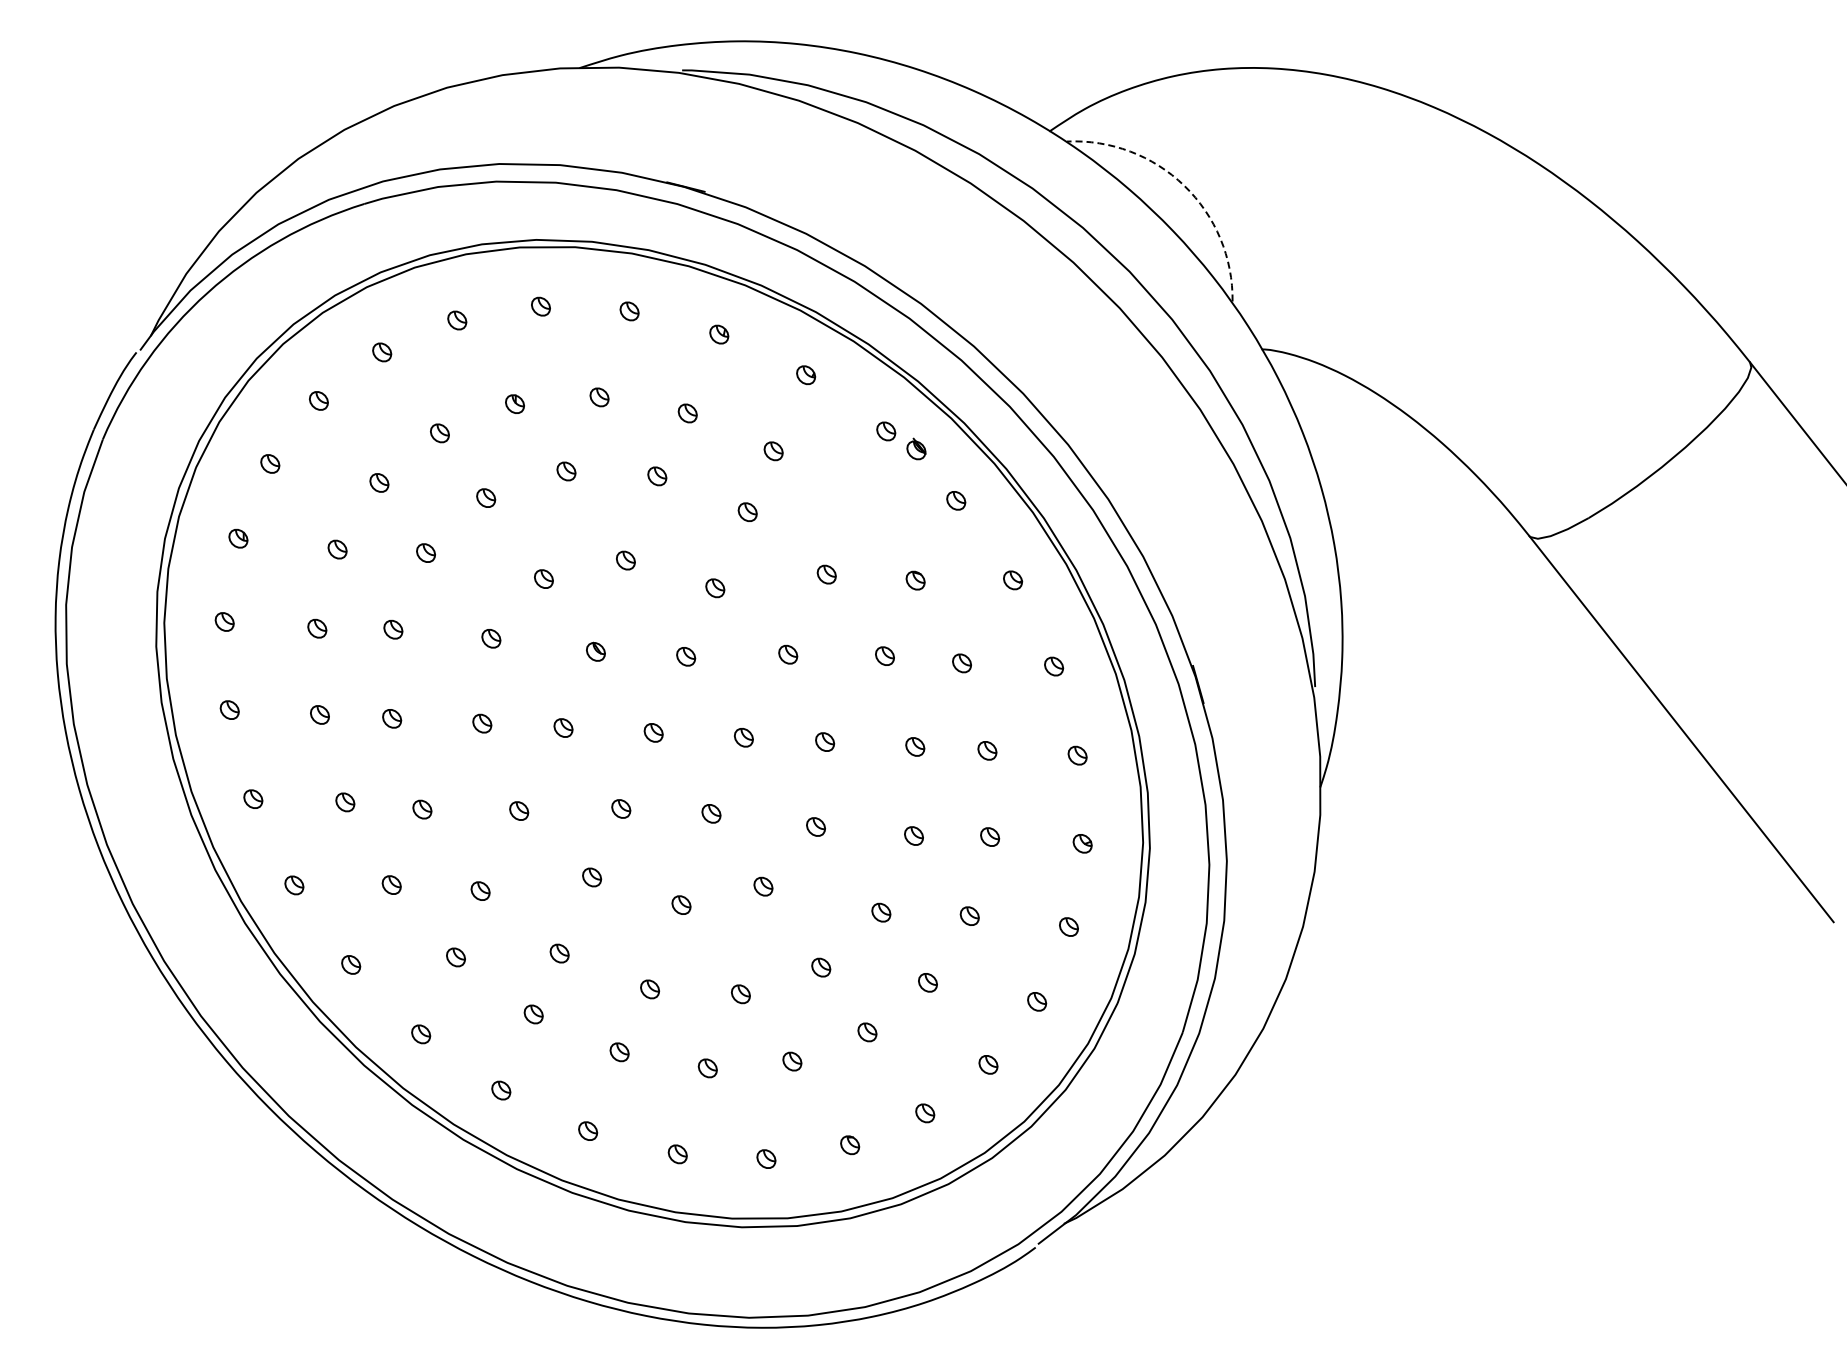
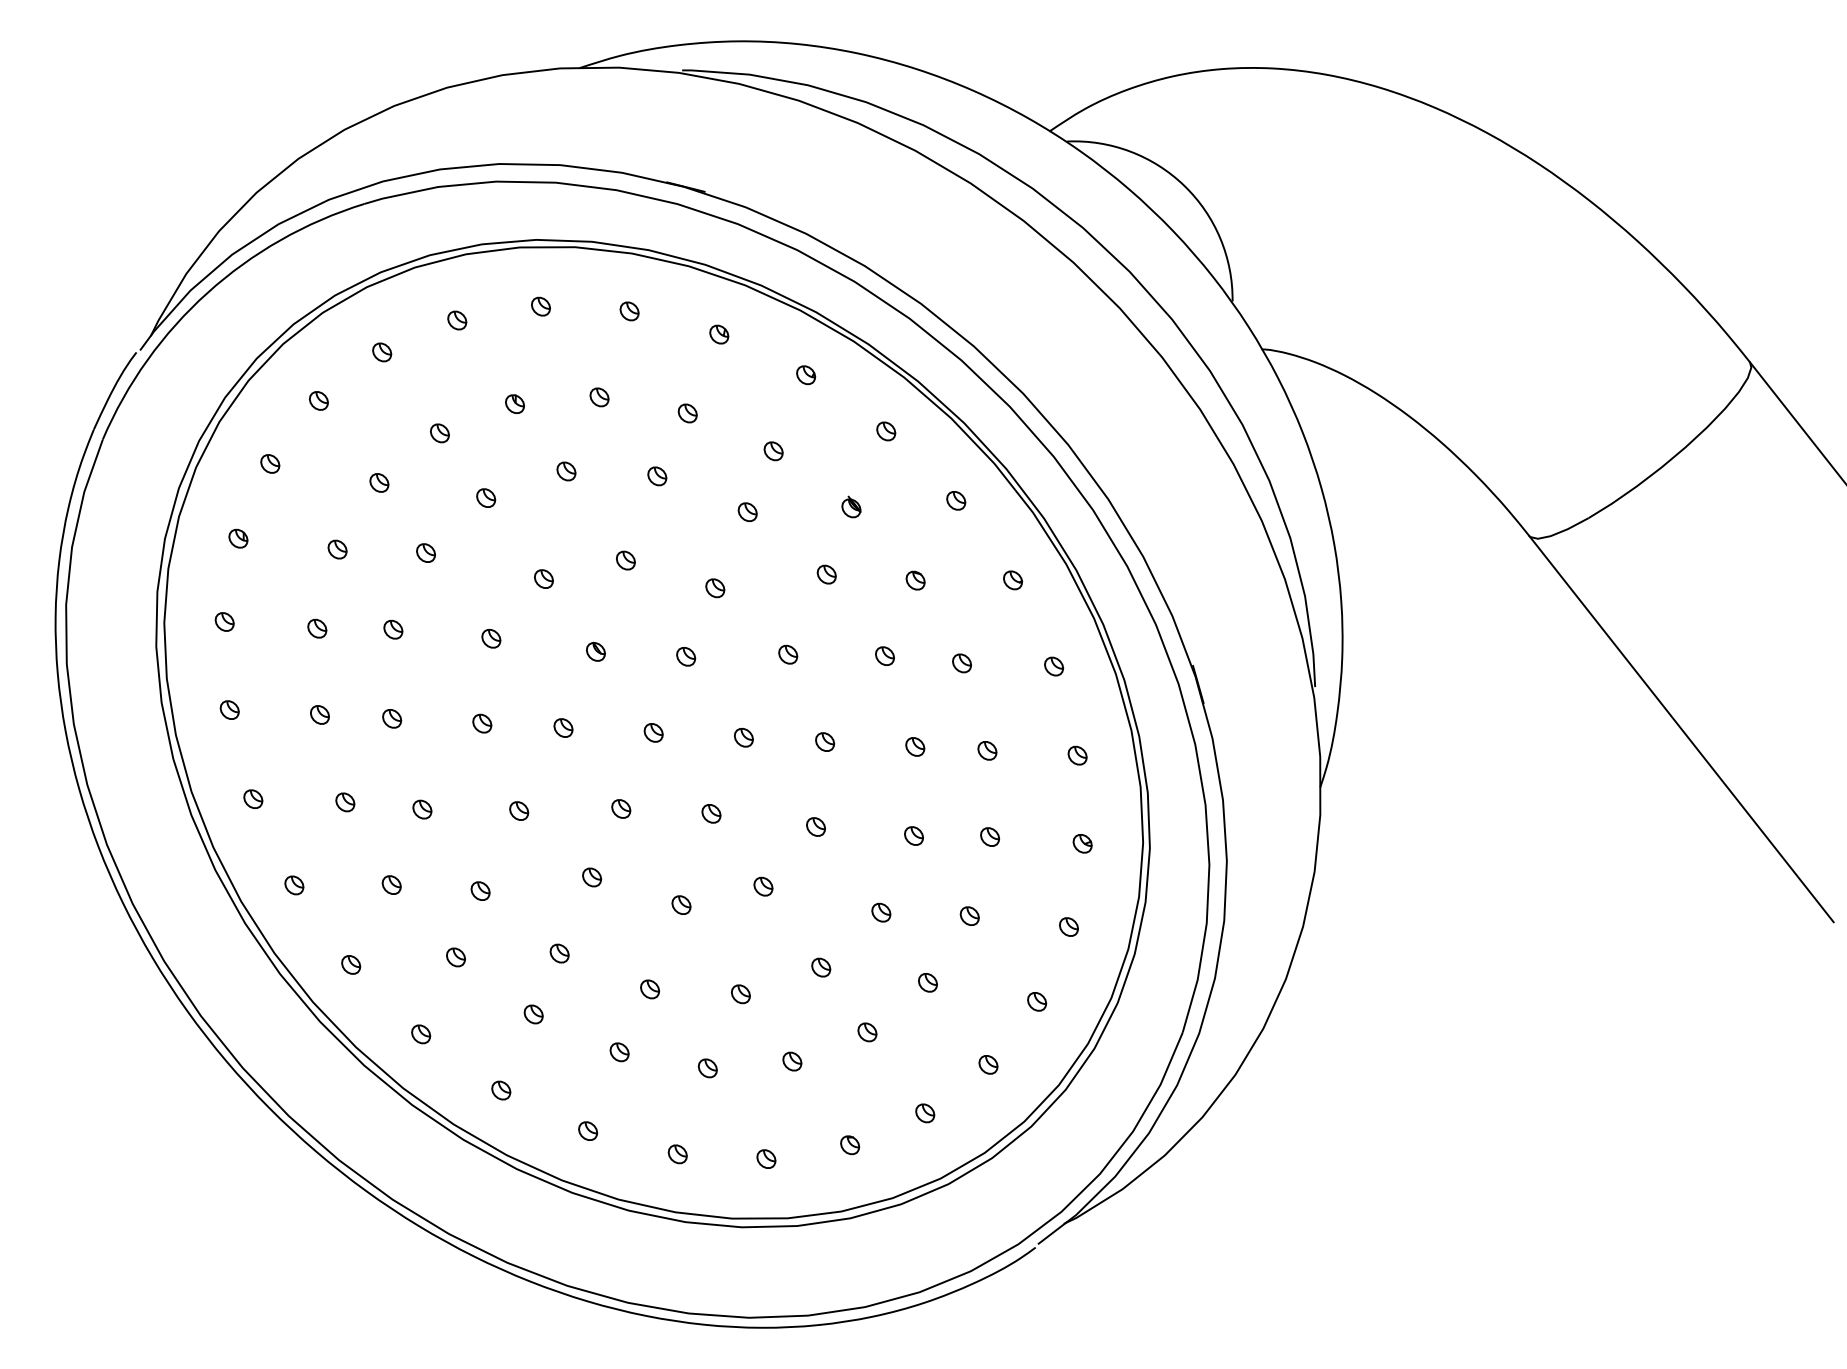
arc: dashed -> solid (1184, 185)
part position: (916, 448) -> (851, 506) (851, 506)
